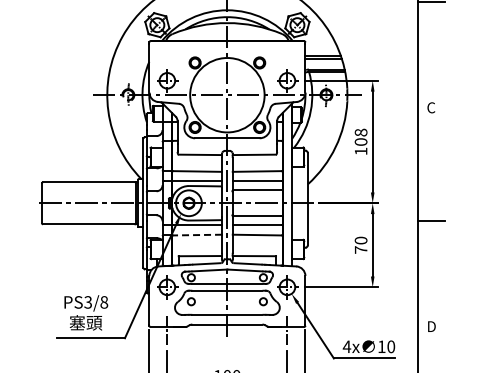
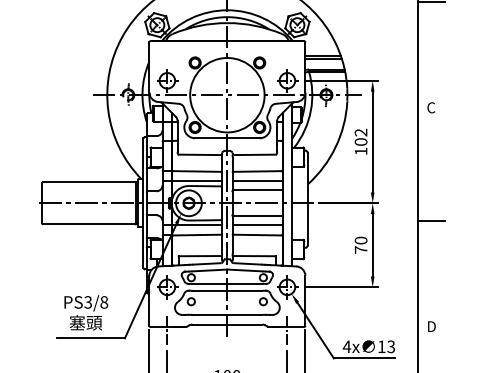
text: 108 -> 102 (360, 132)
line: dashed -> solid (197, 235)
text: 10 -> 13 (391, 346)
